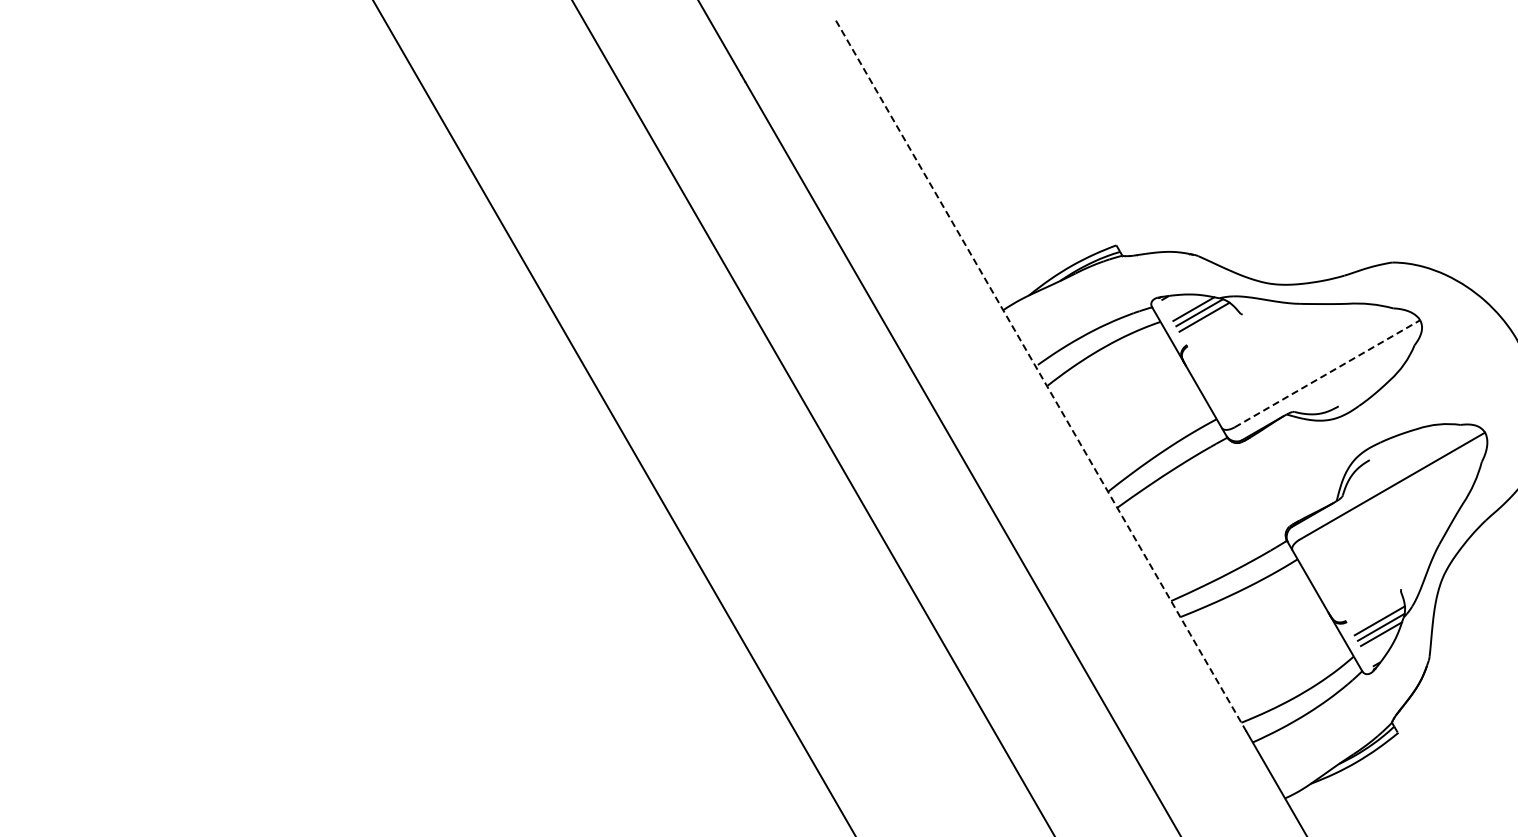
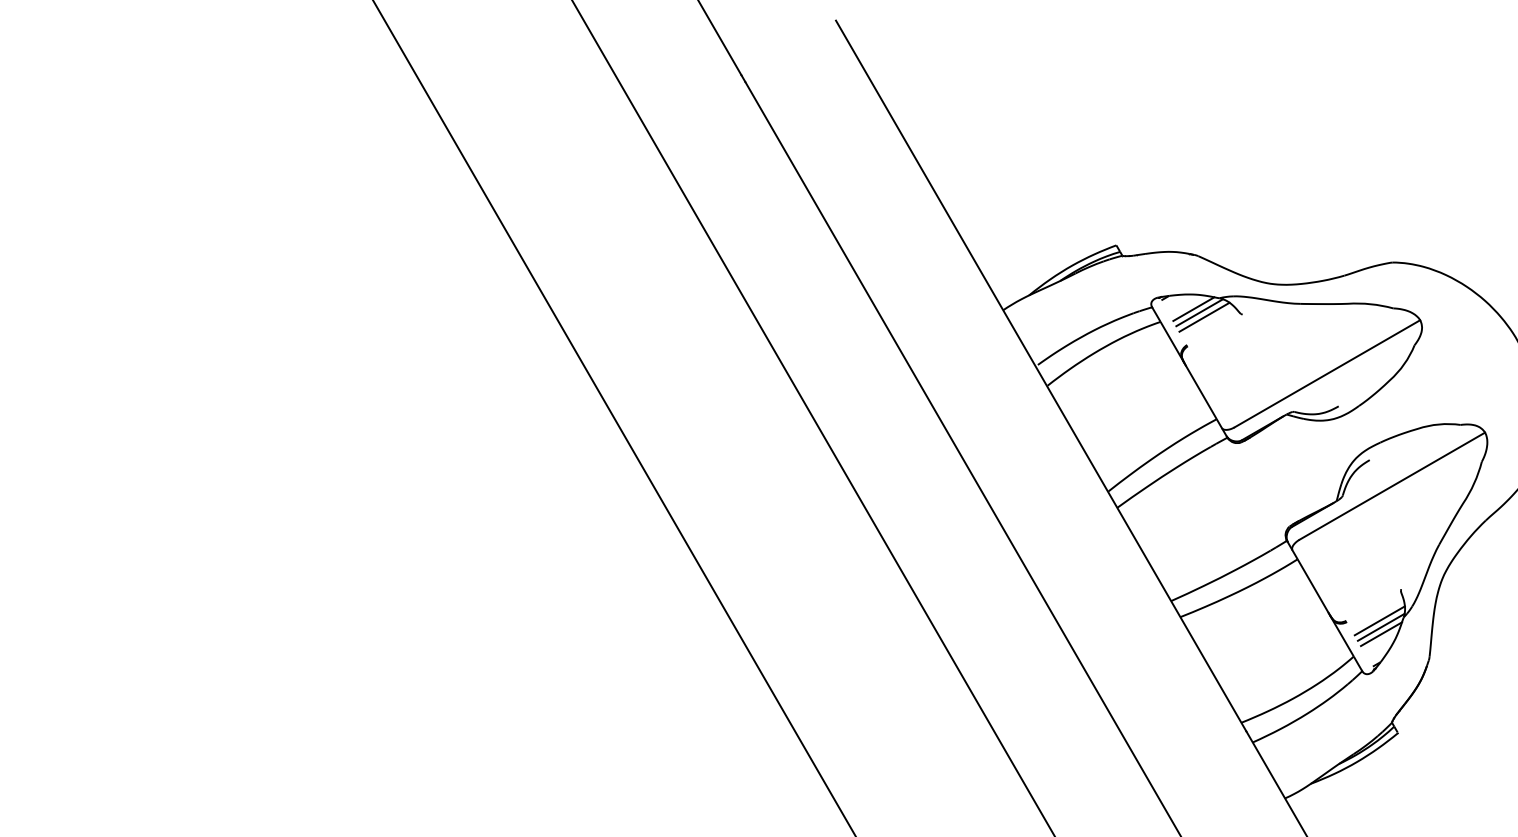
line: dashed -> solid (1327, 373)
line: dashed -> solid (1041, 376)
